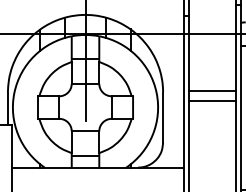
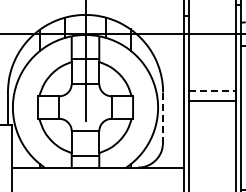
line: solid -> dashed (213, 91)
line: solid -> dashed (163, 118)
